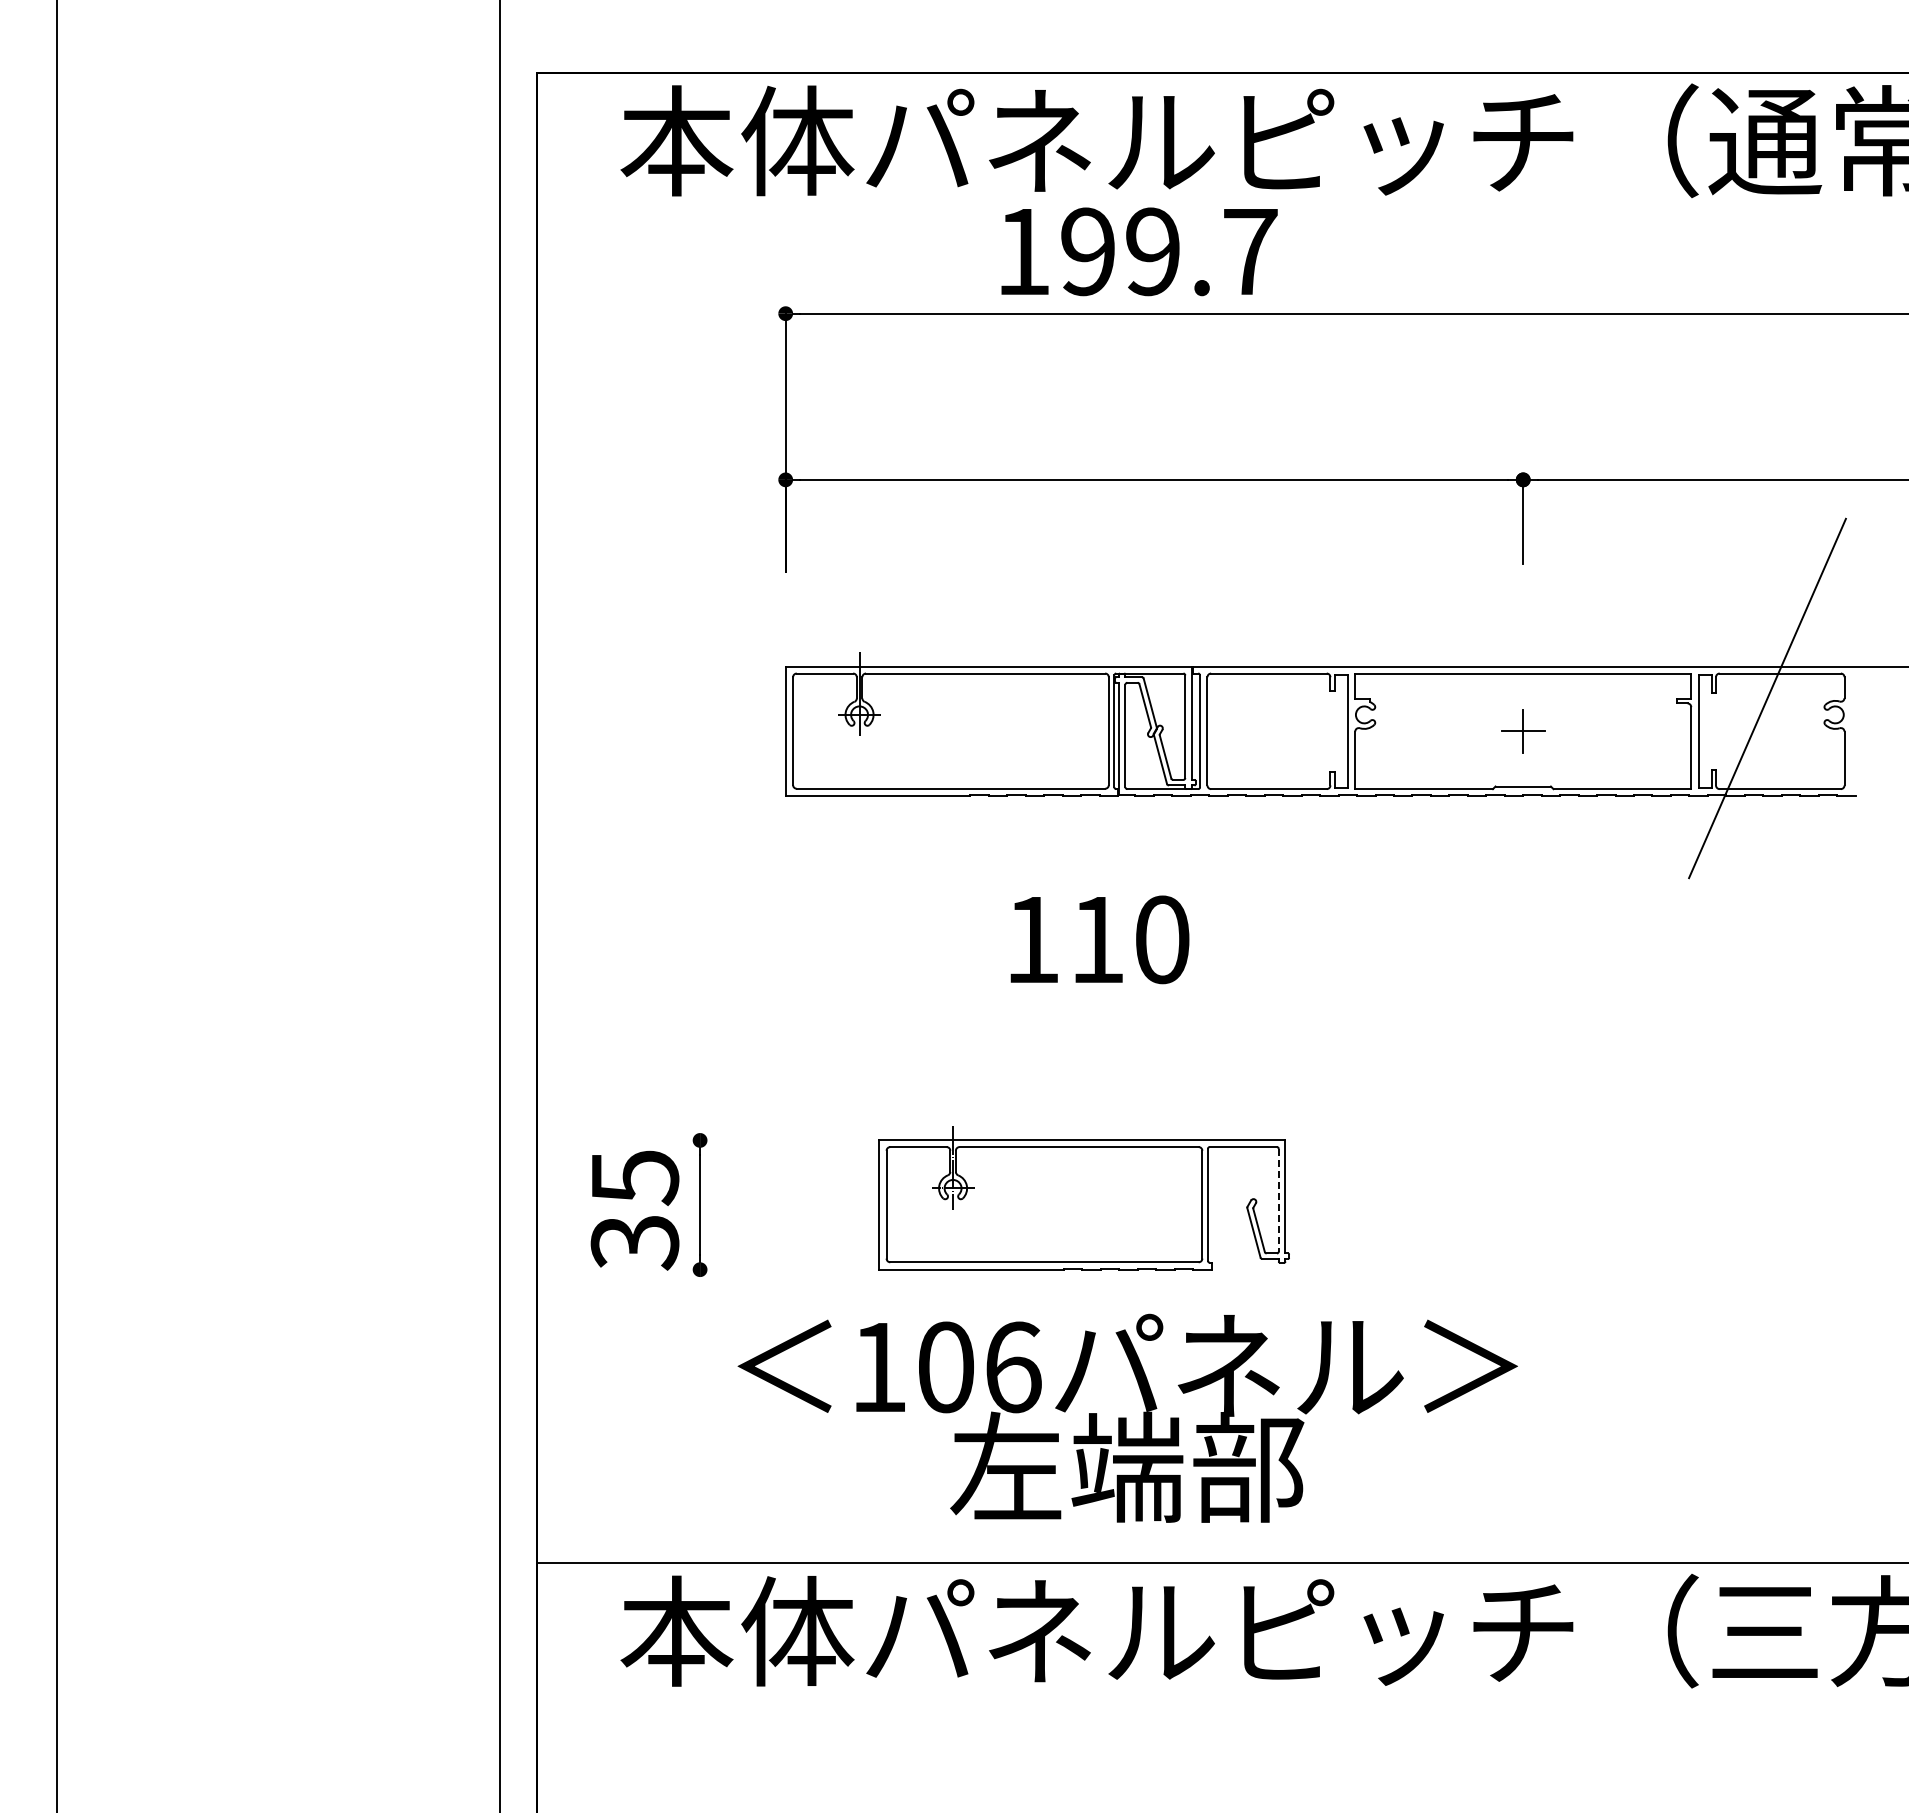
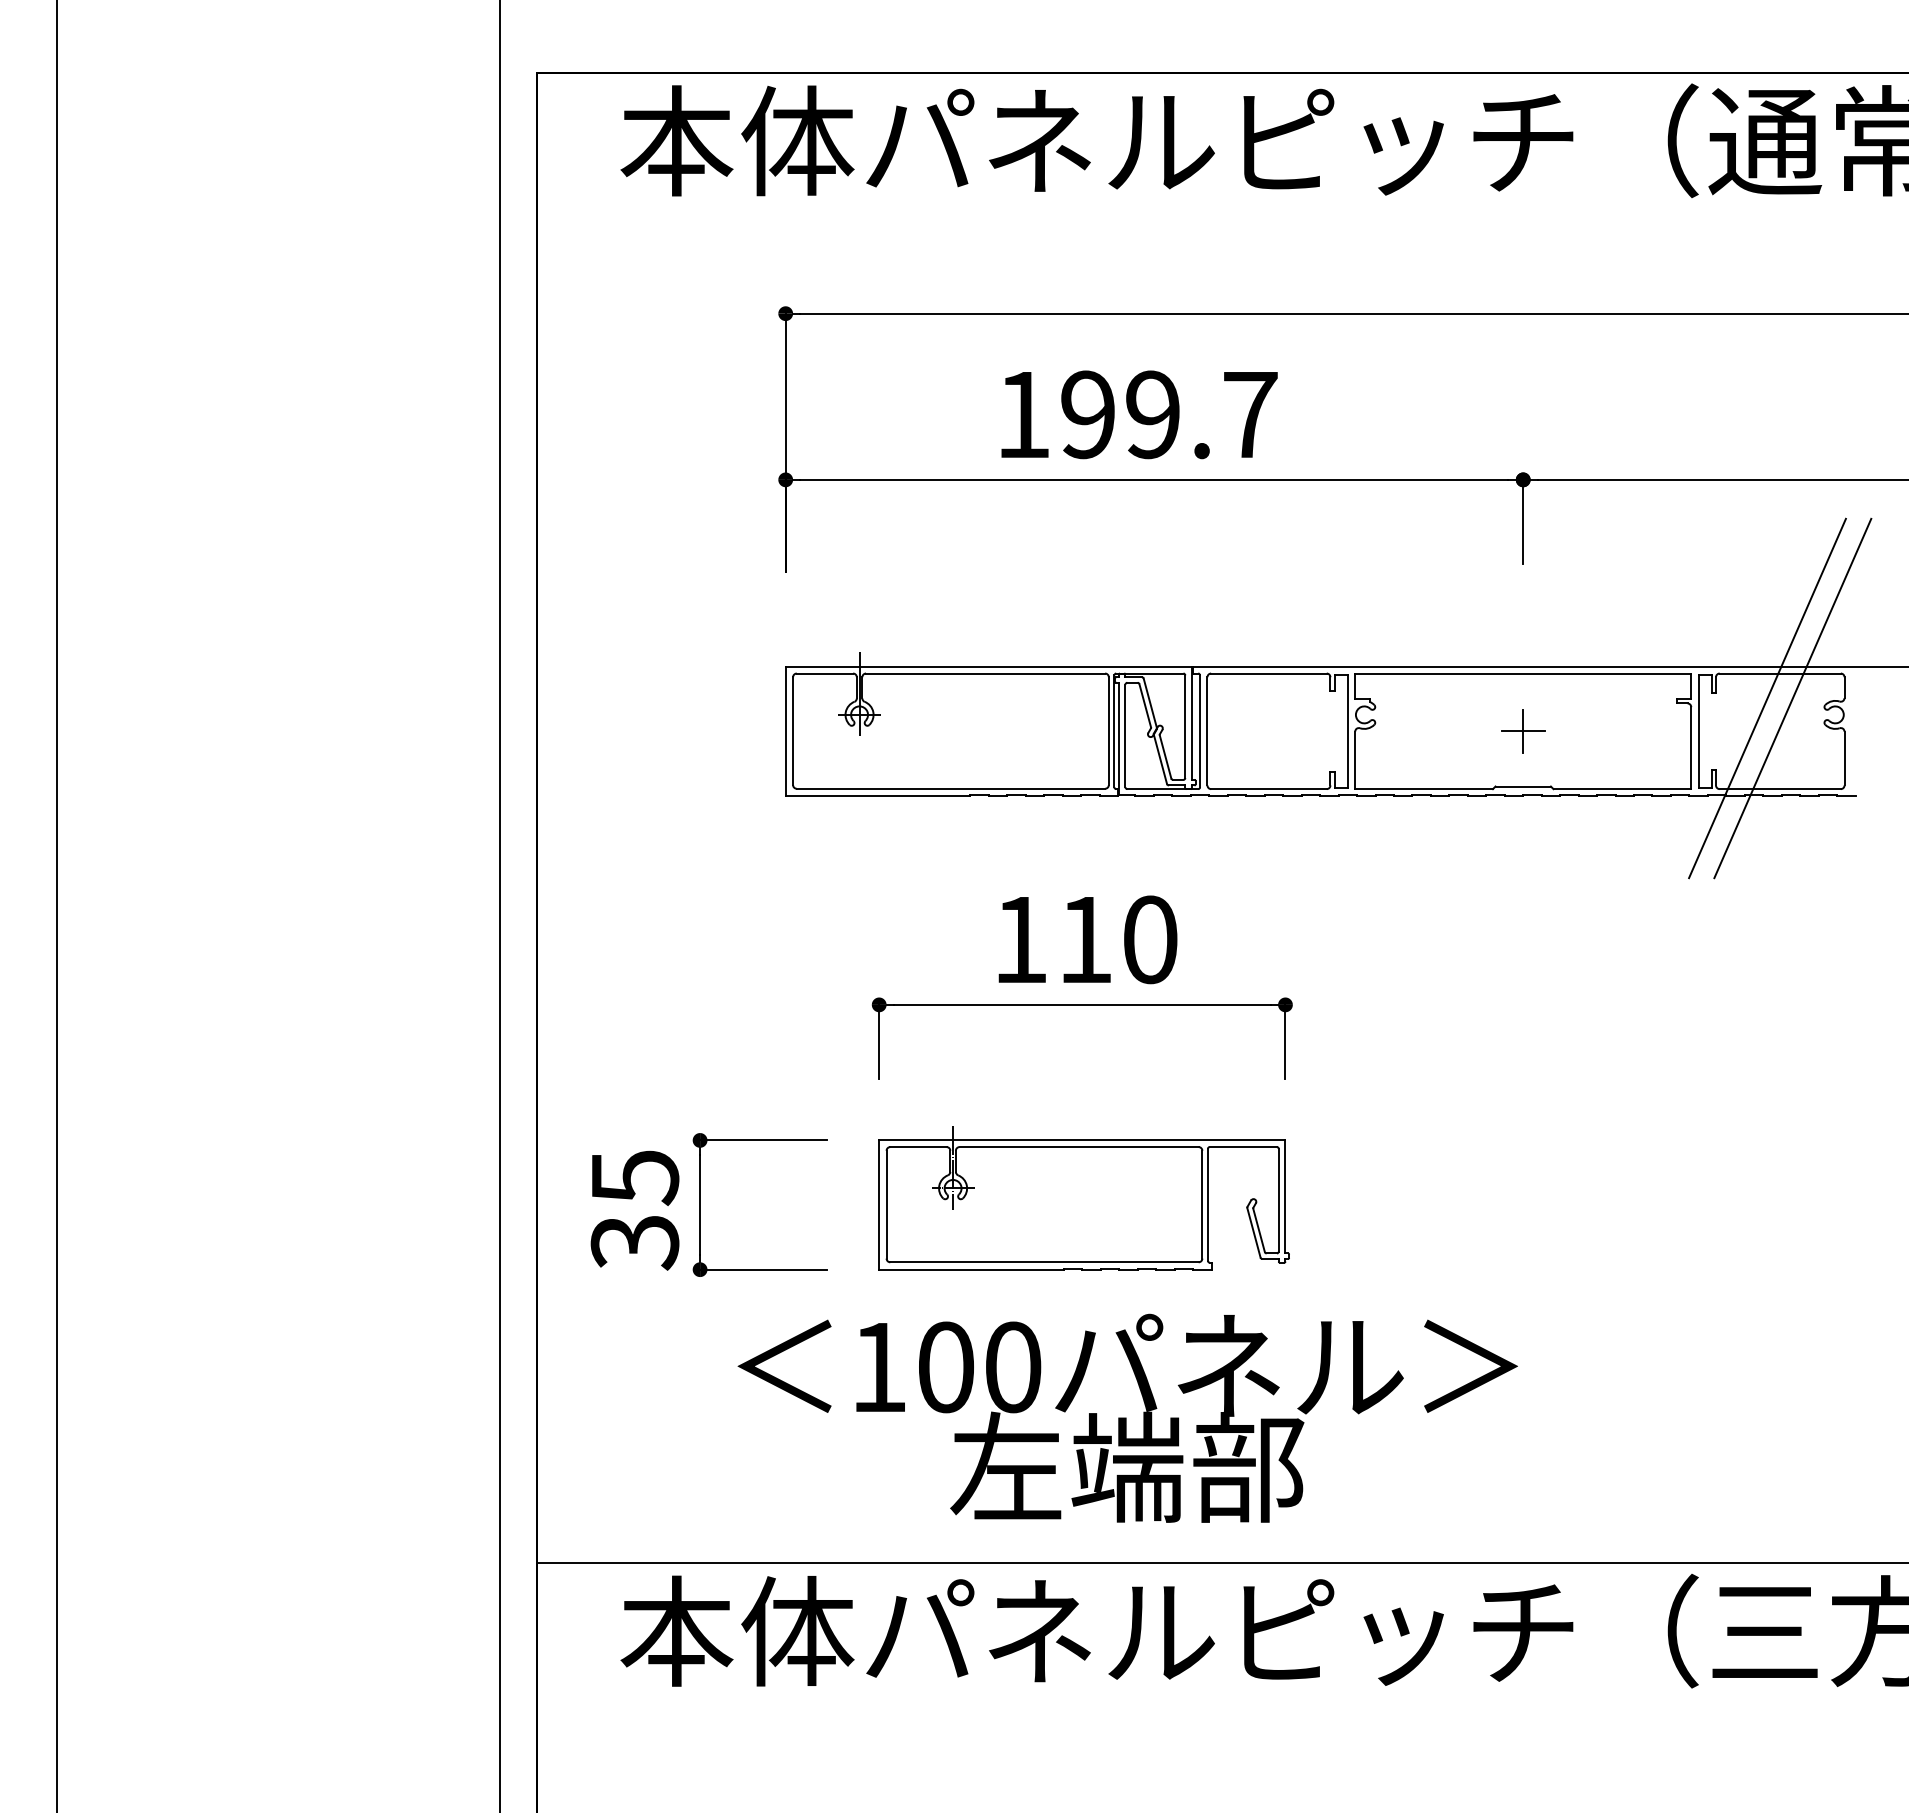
text position: (1139, 251) -> (1139, 414) (1139, 414)
line: none -> present (1792, 698)
text position: (1099, 939) -> (1087, 939) (1087, 939)
part: none -> present (1081, 1005)
line: none -> present (763, 1140)
line: dashed -> solid (1278, 1200)
line: none -> present (763, 1269)
text: 106 -> 100 (1013, 1367)
